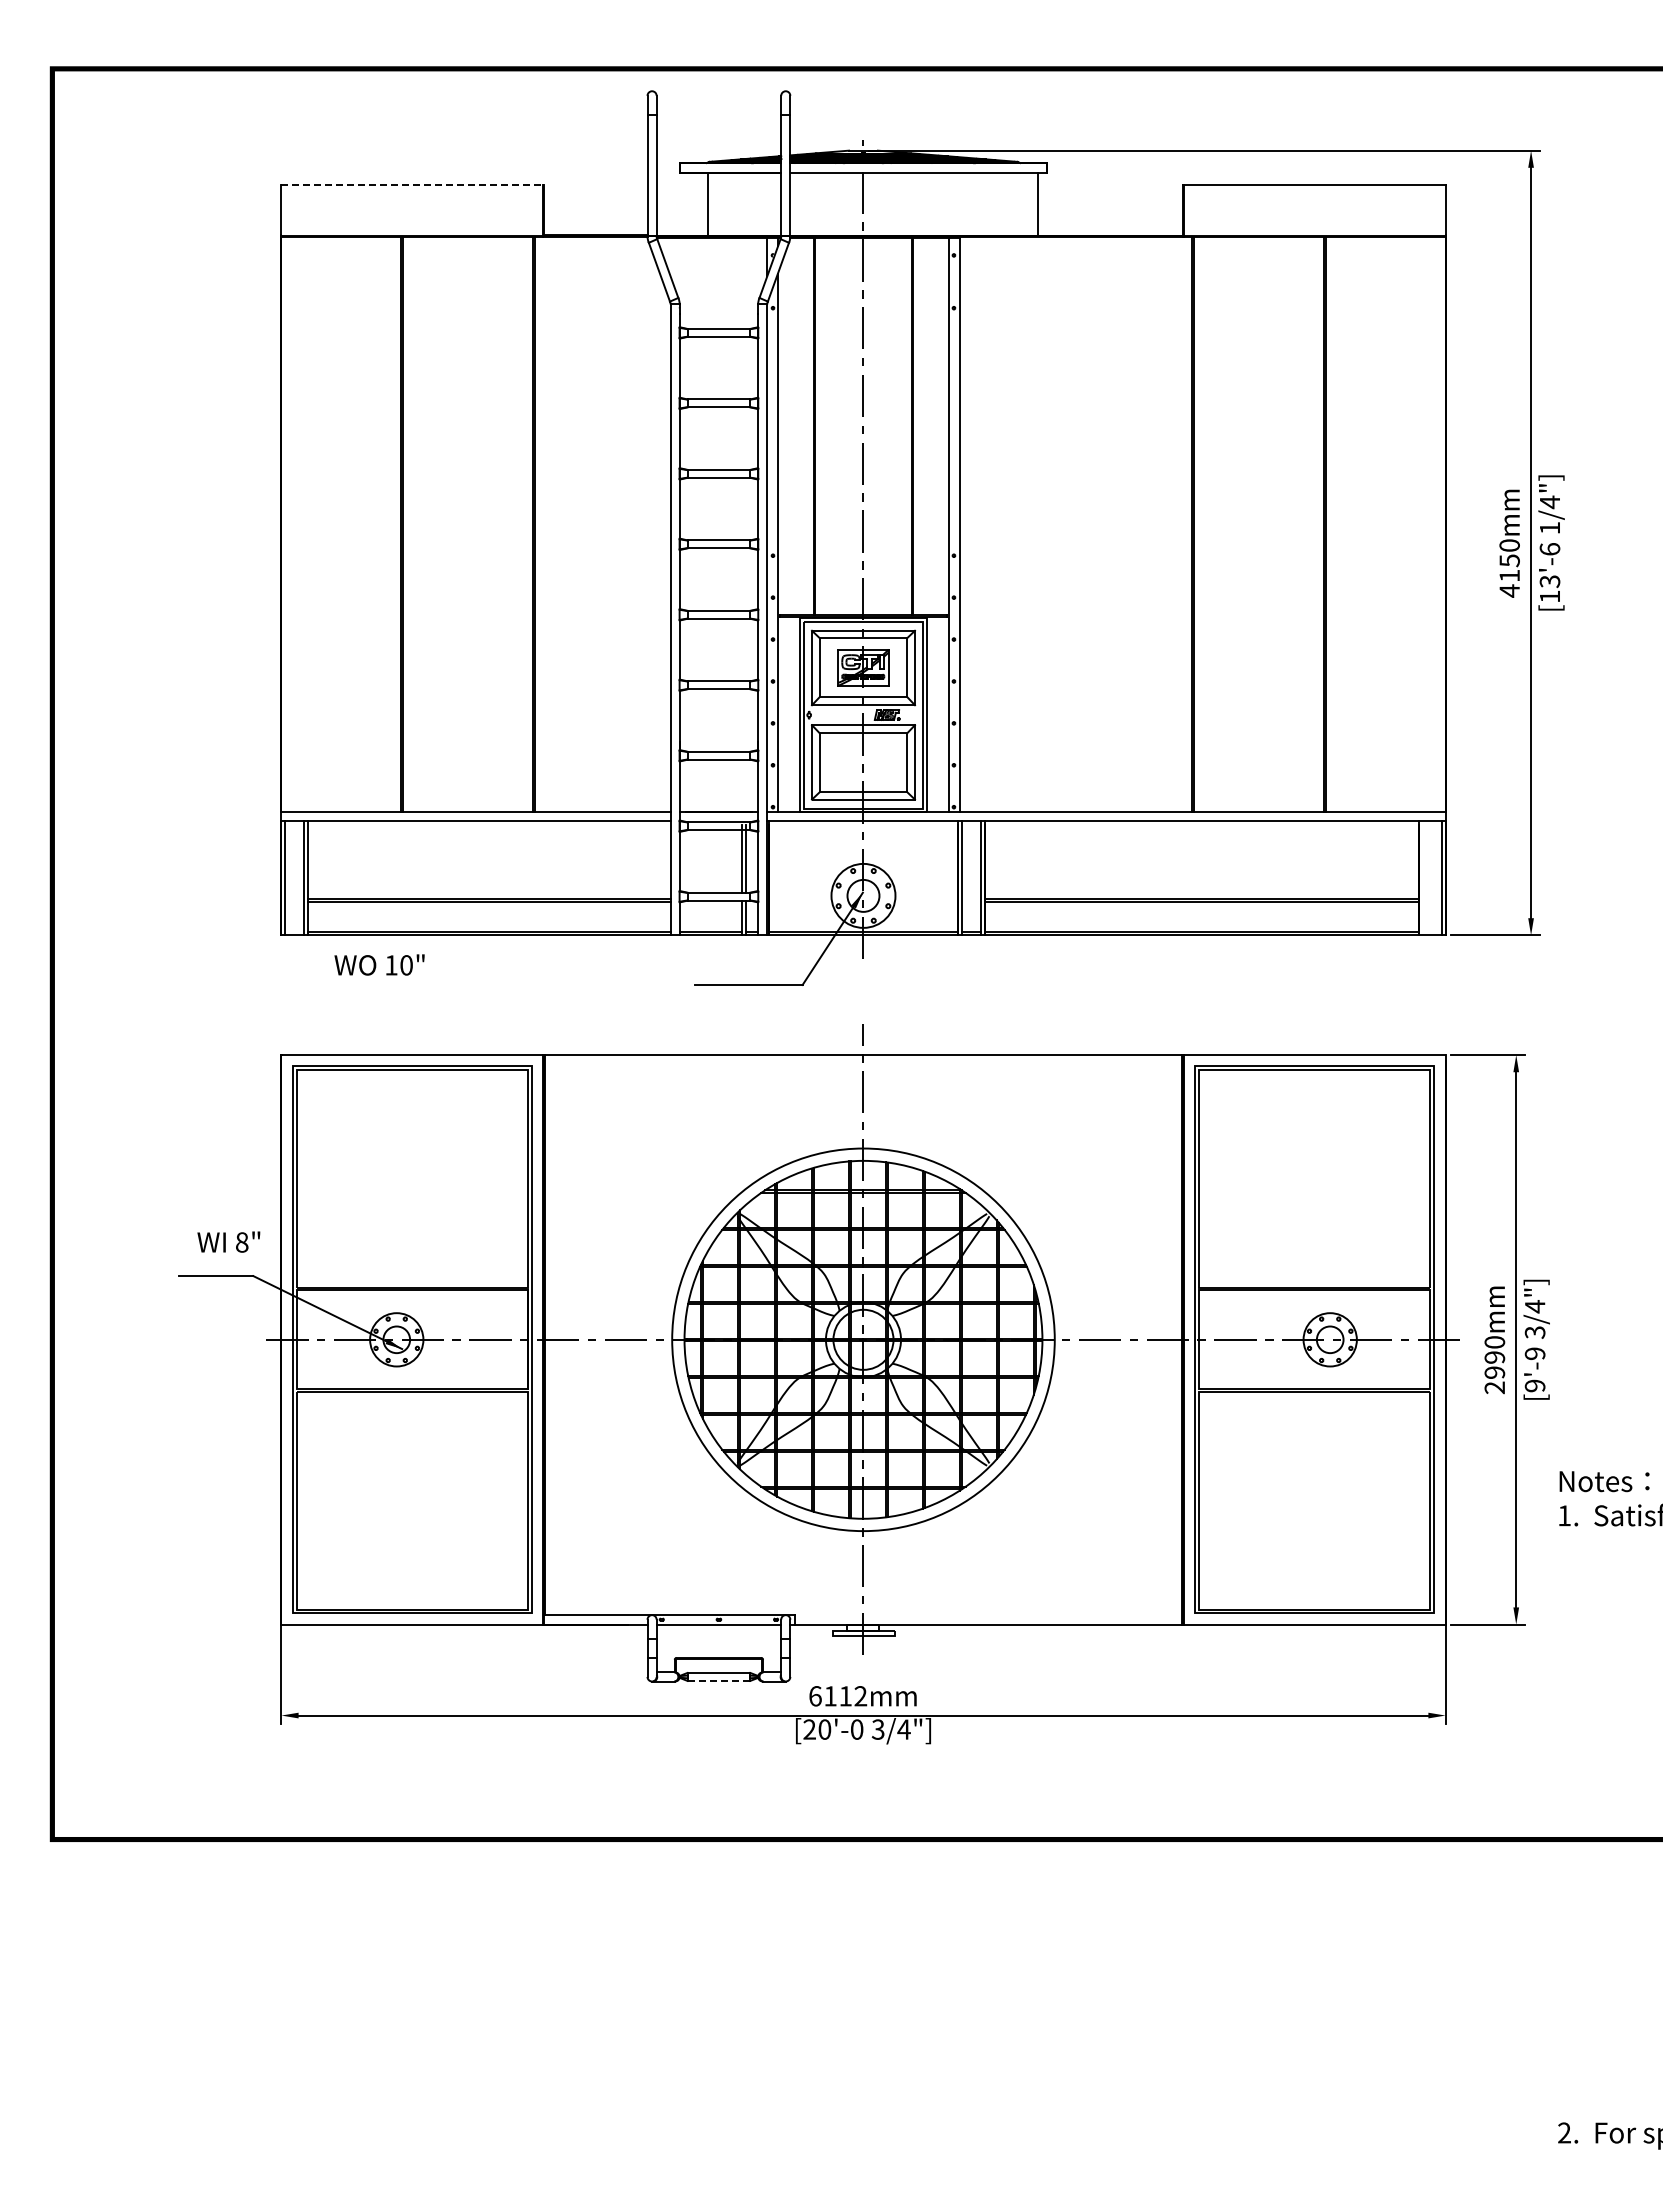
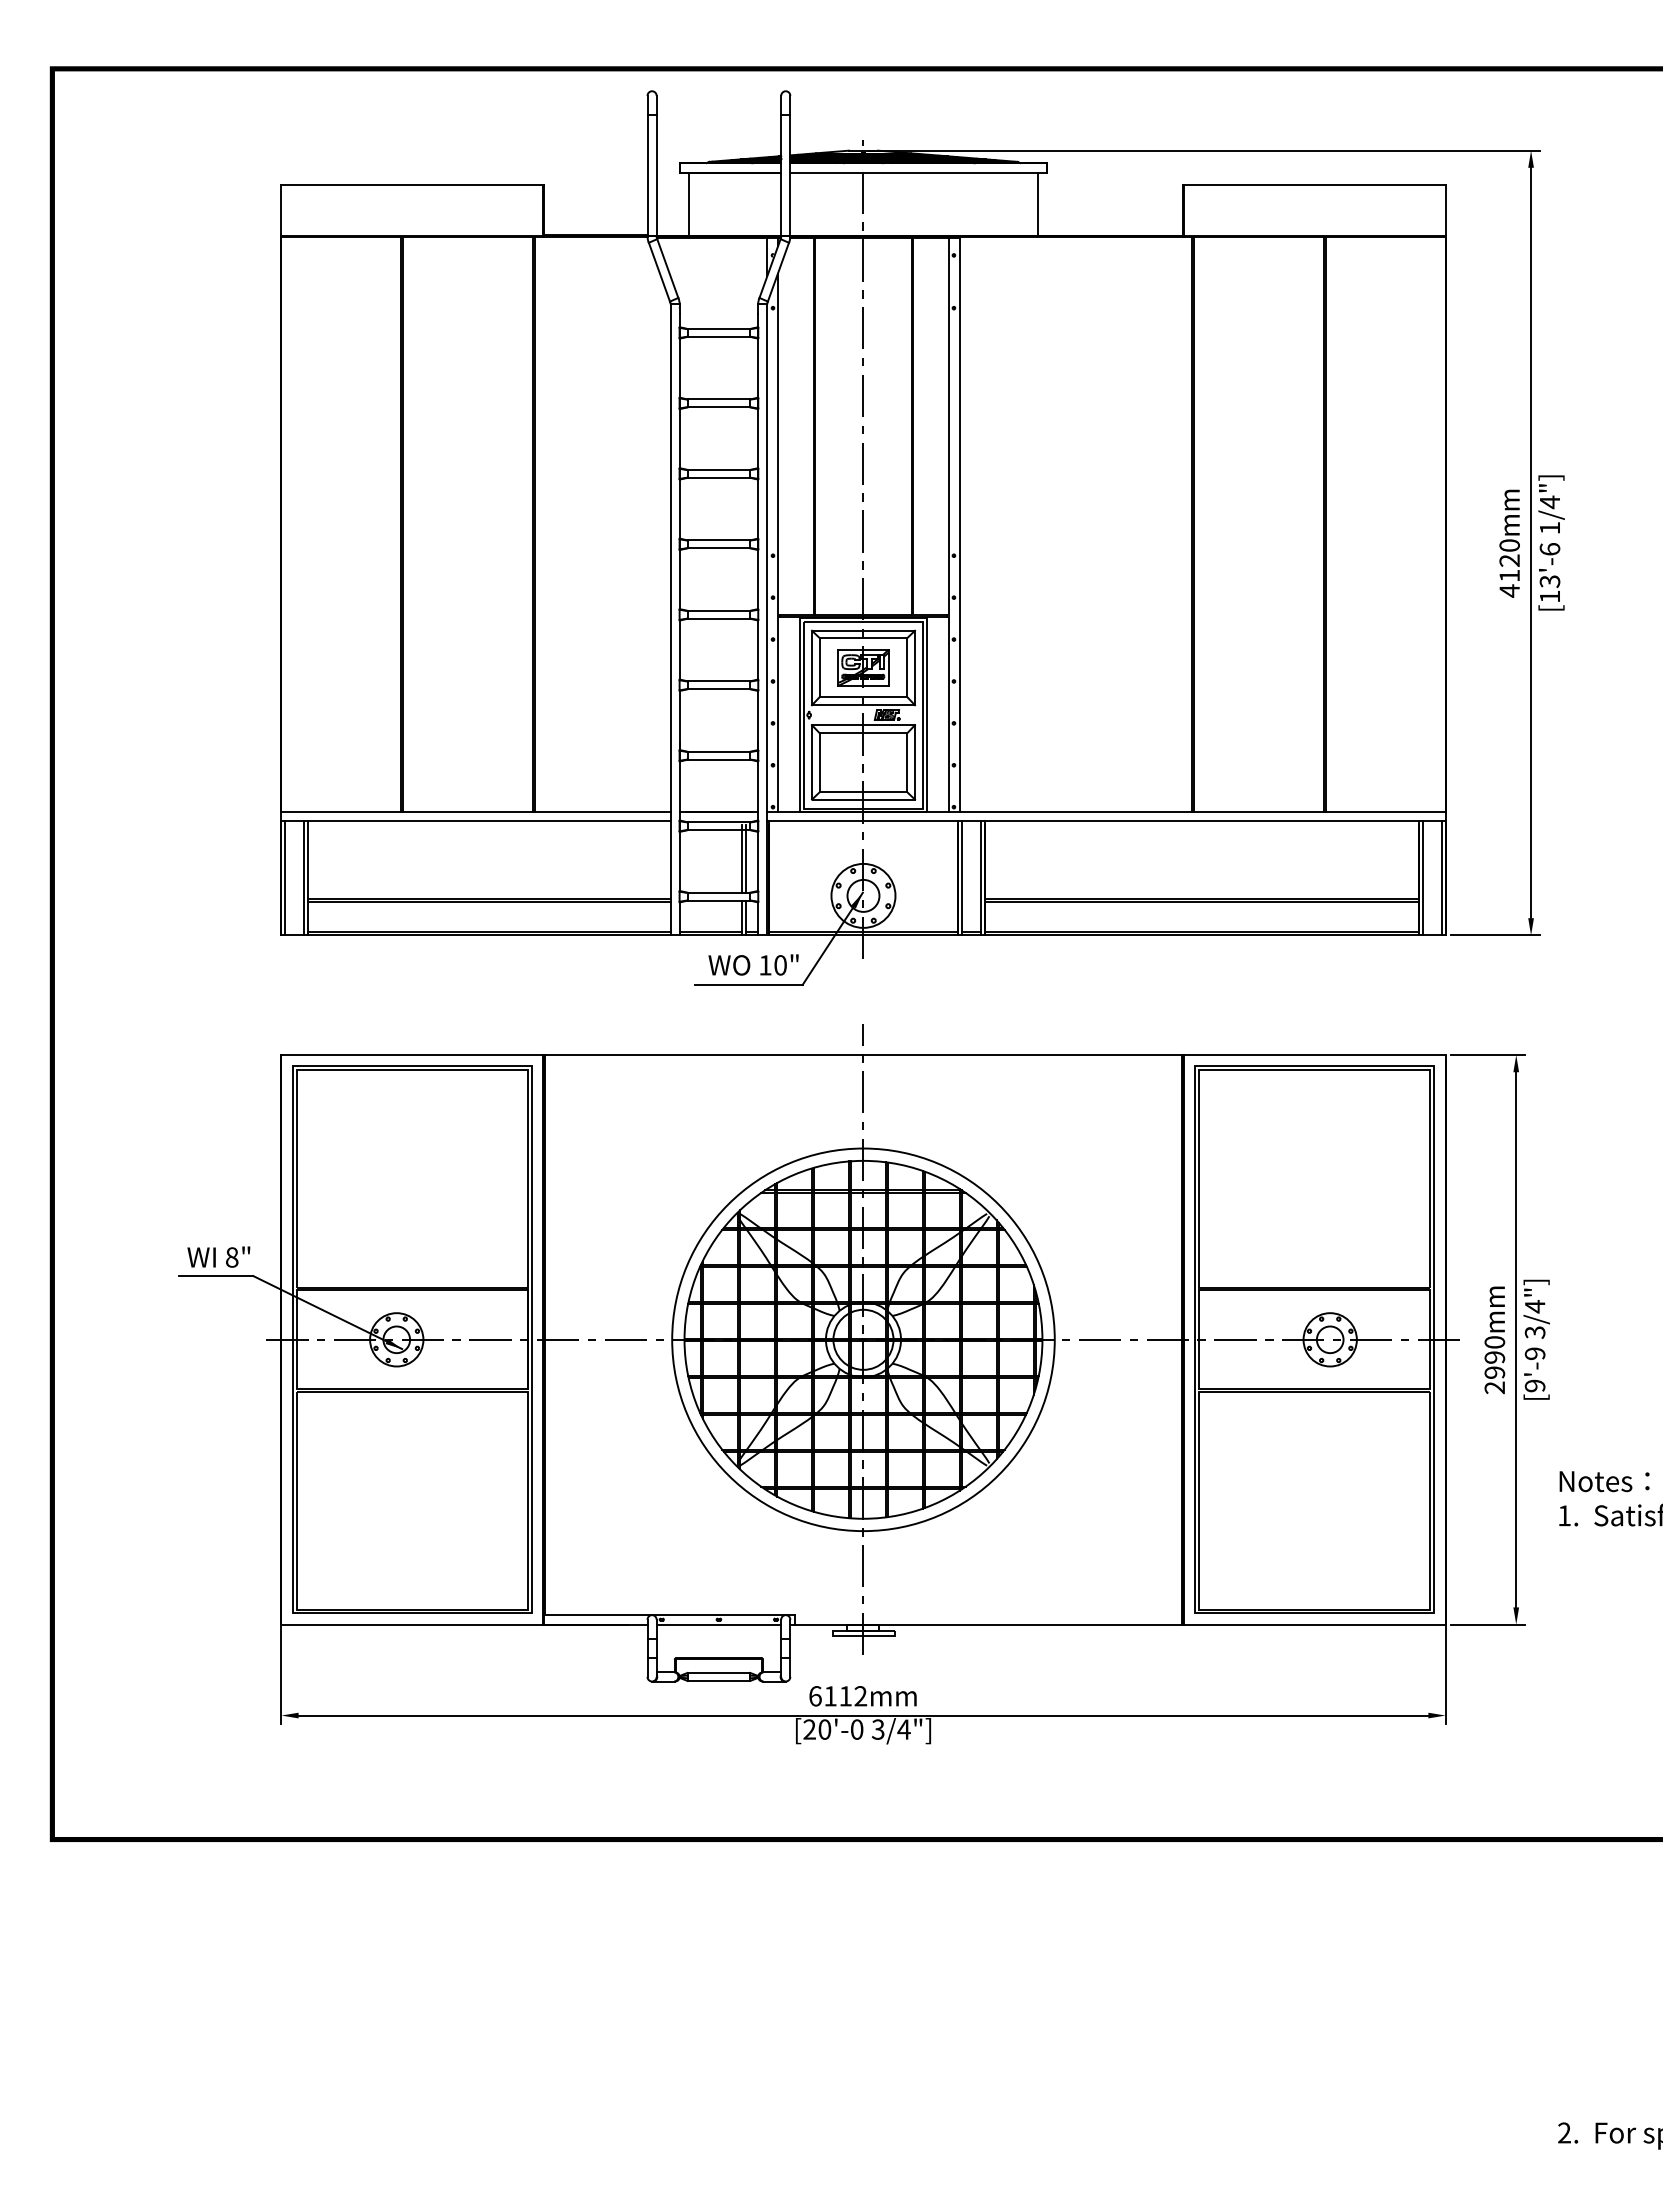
line: dashed -> solid (413, 184)
line position: (708, 204) -> (689, 204) (689, 204)
text: 4150mm -> 4120mm (1509, 560)
line: none -> present (1422, 878)
text position: (379, 964) -> (753, 964) (753, 964)
text position: (228, 1241) -> (218, 1256) (218, 1256)
line: dashed -> solid (718, 1680)
